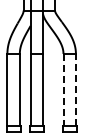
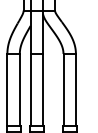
line: dashed -> solid (75, 89)
line: dashed -> solid (63, 90)
